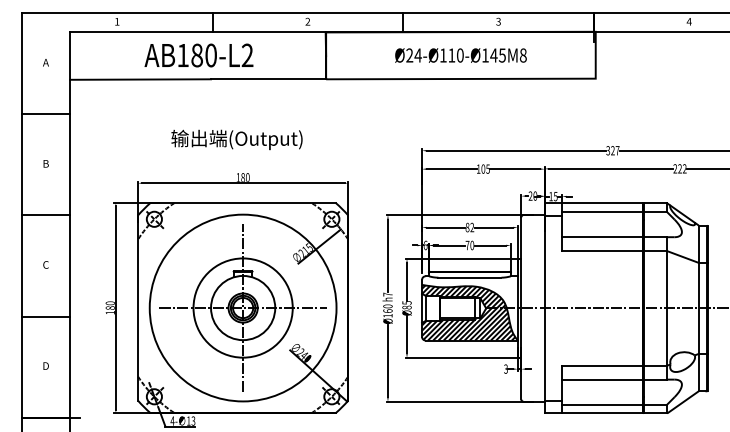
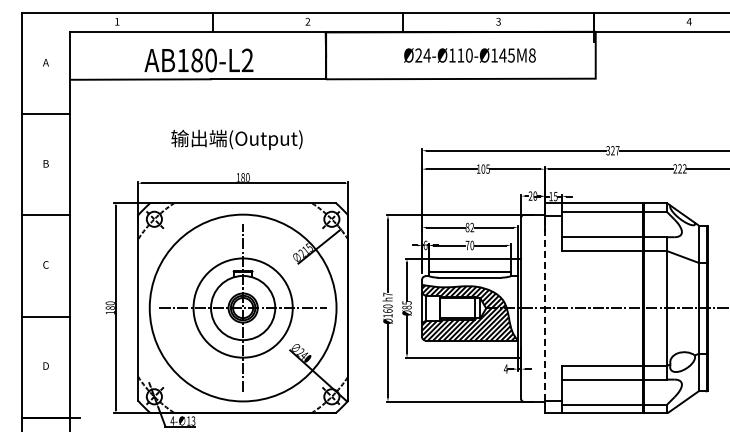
text position: (198, 55) -> (198, 60) (198, 60)
text position: (460, 55) -> (469, 55) (469, 55)
line: solid -> dashed (544, 308)
text: 3 -> 4 (505, 368)
